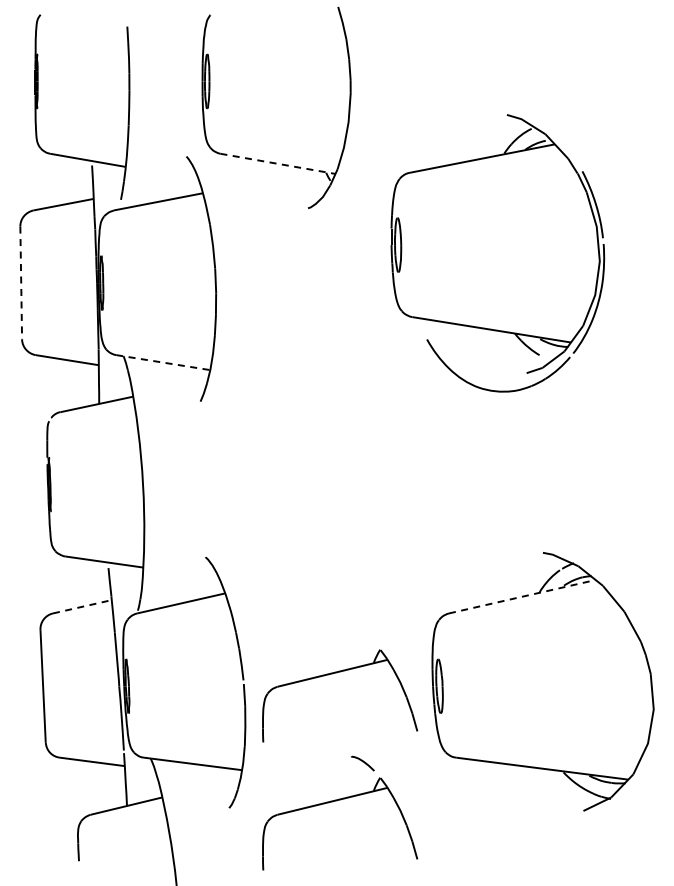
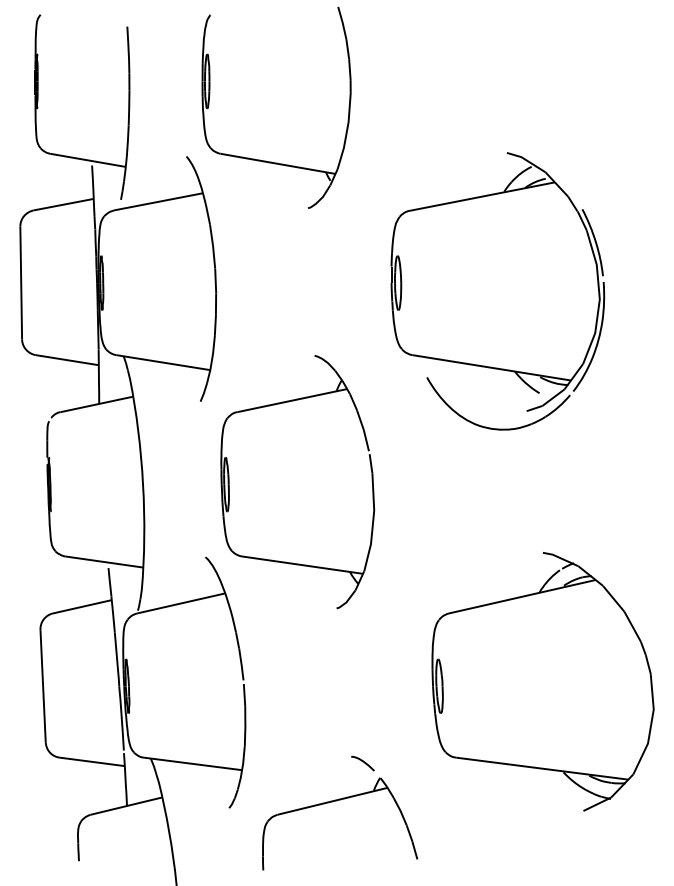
line: dashed -> solid (278, 163)
part position: (497, 253) -> (497, 291) (497, 291)
line: dashed -> solid (21, 283)
line: dashed -> solid (163, 362)
part: none -> present (229, 482)
line: dashed -> solid (522, 596)
line: dashed -> solid (82, 606)
part: present -> none (336, 673)
